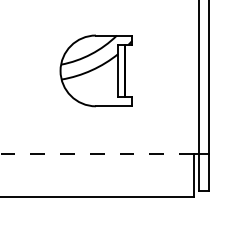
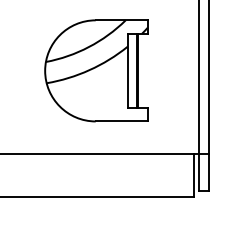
part size: 74x74 px -> 105x104 px (96, 70)
line: dashed -> solid (97, 154)
